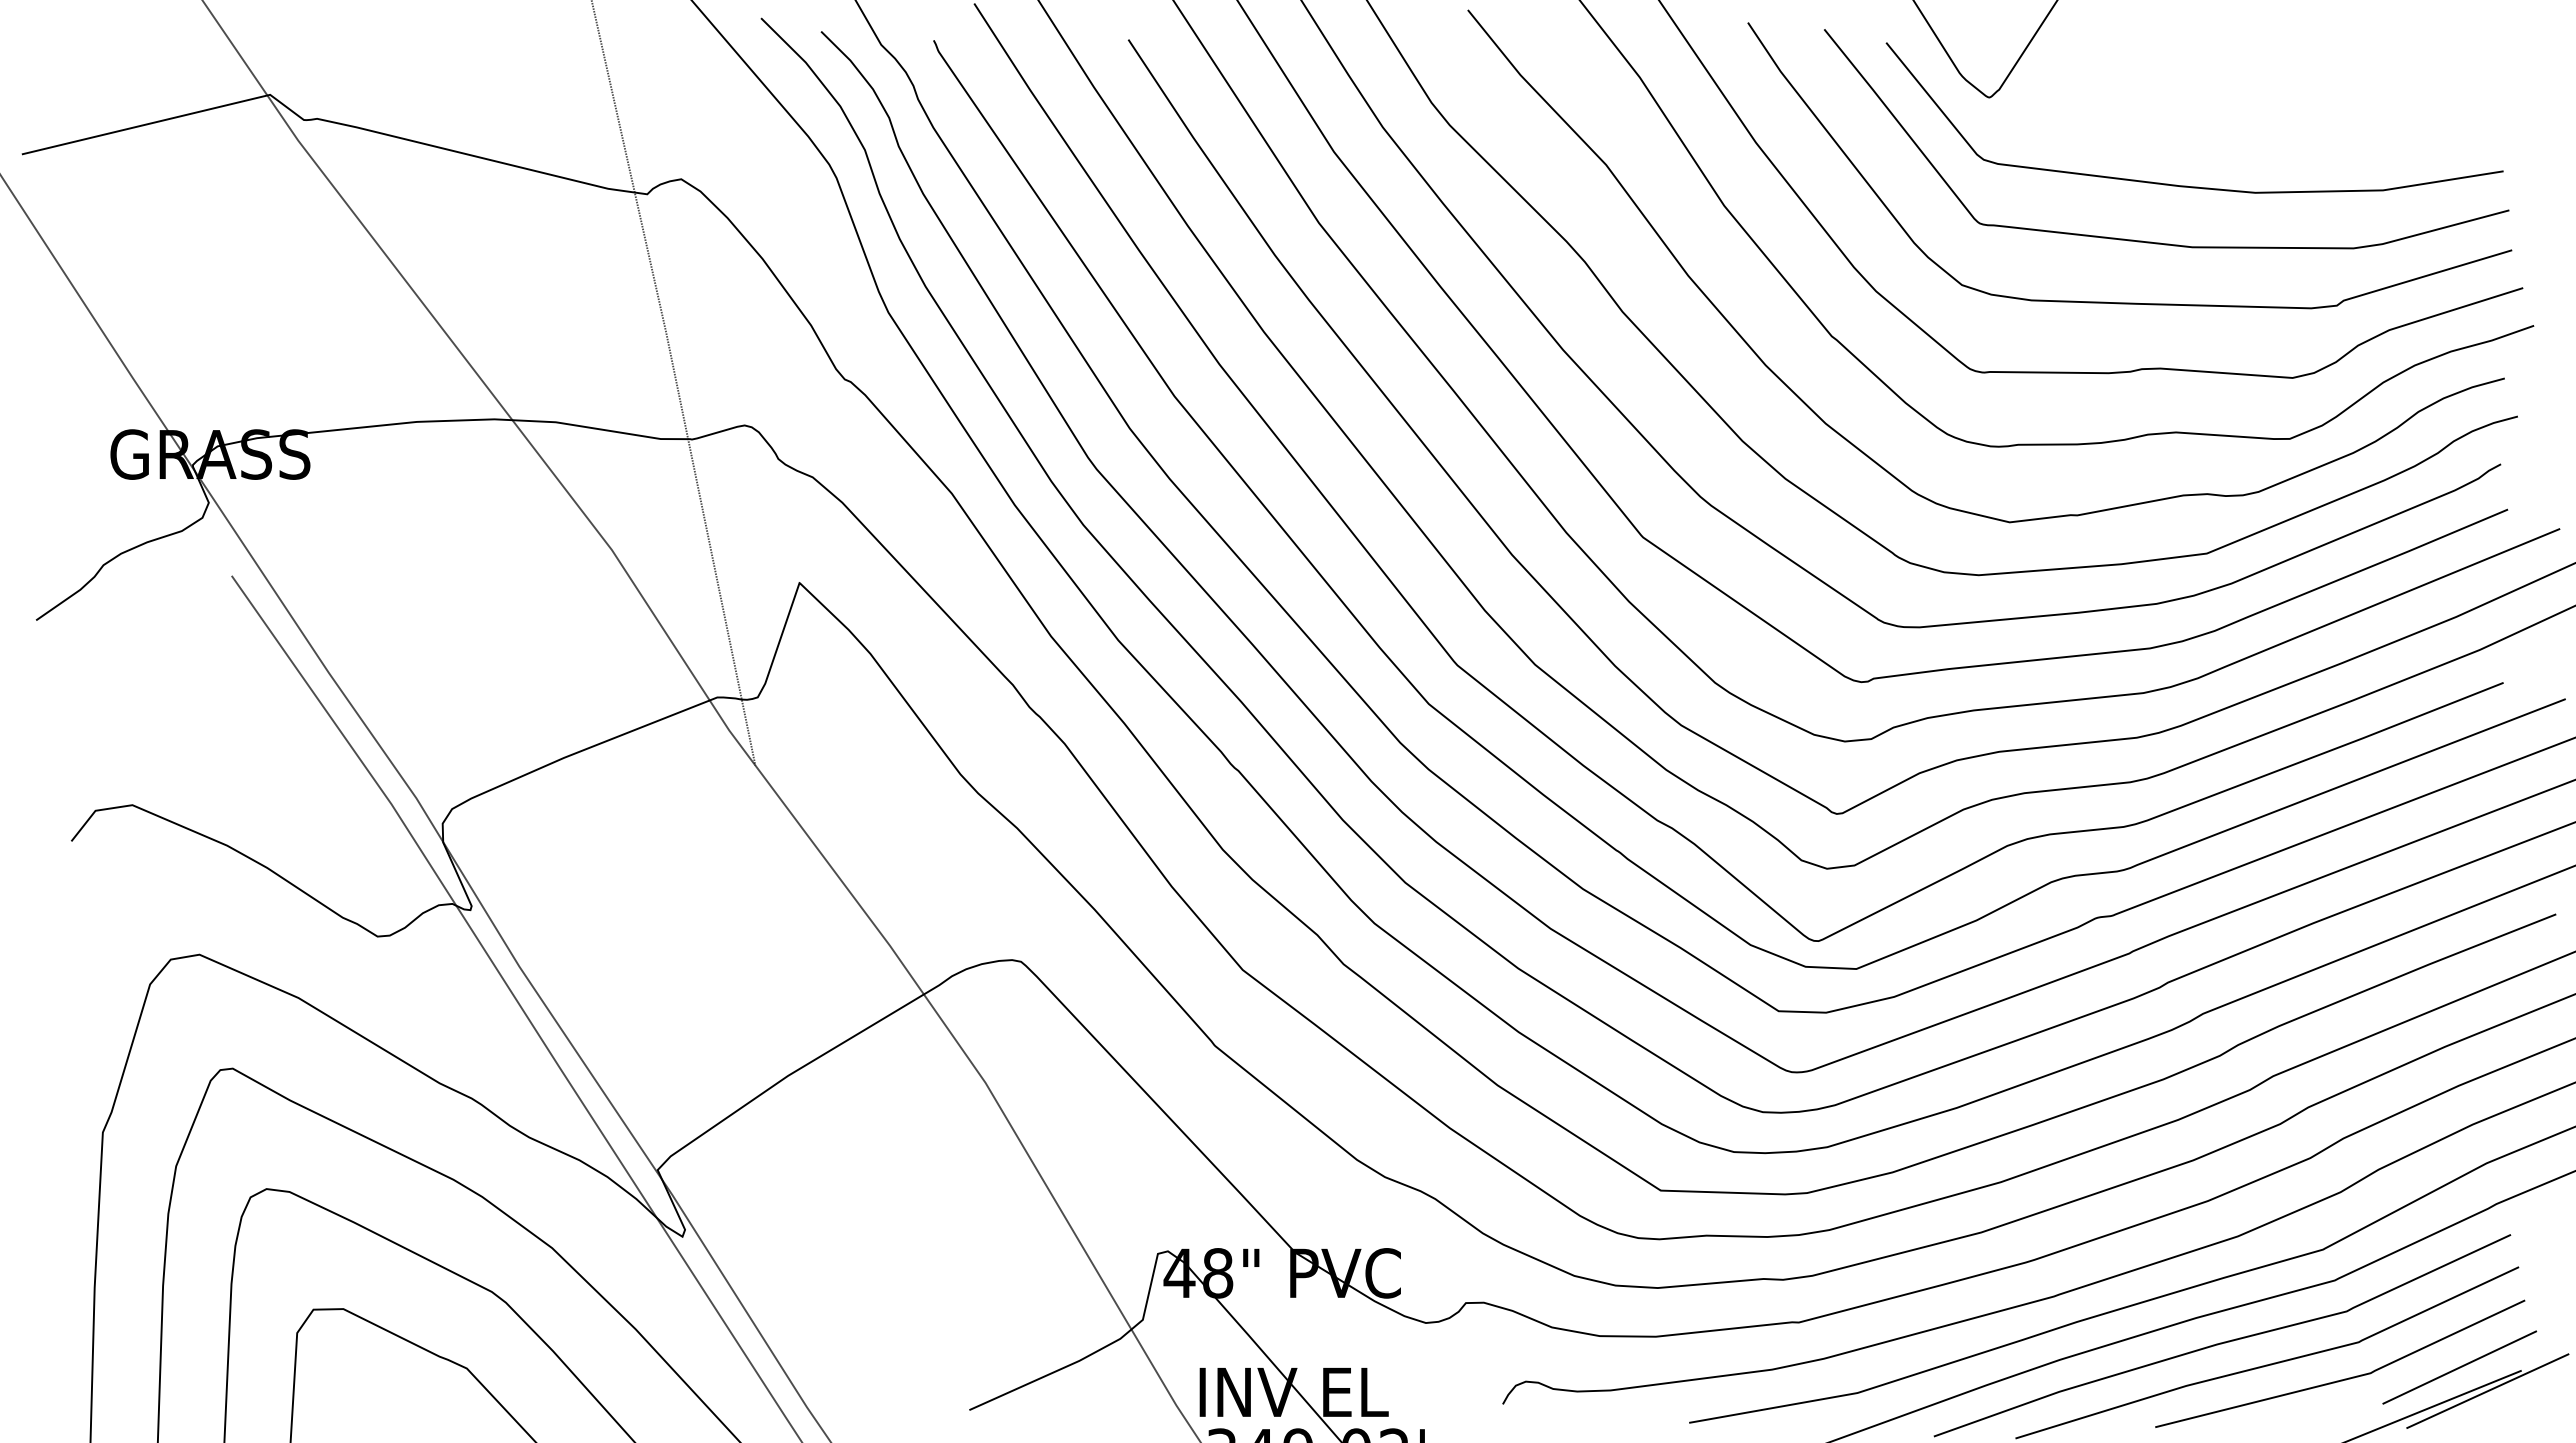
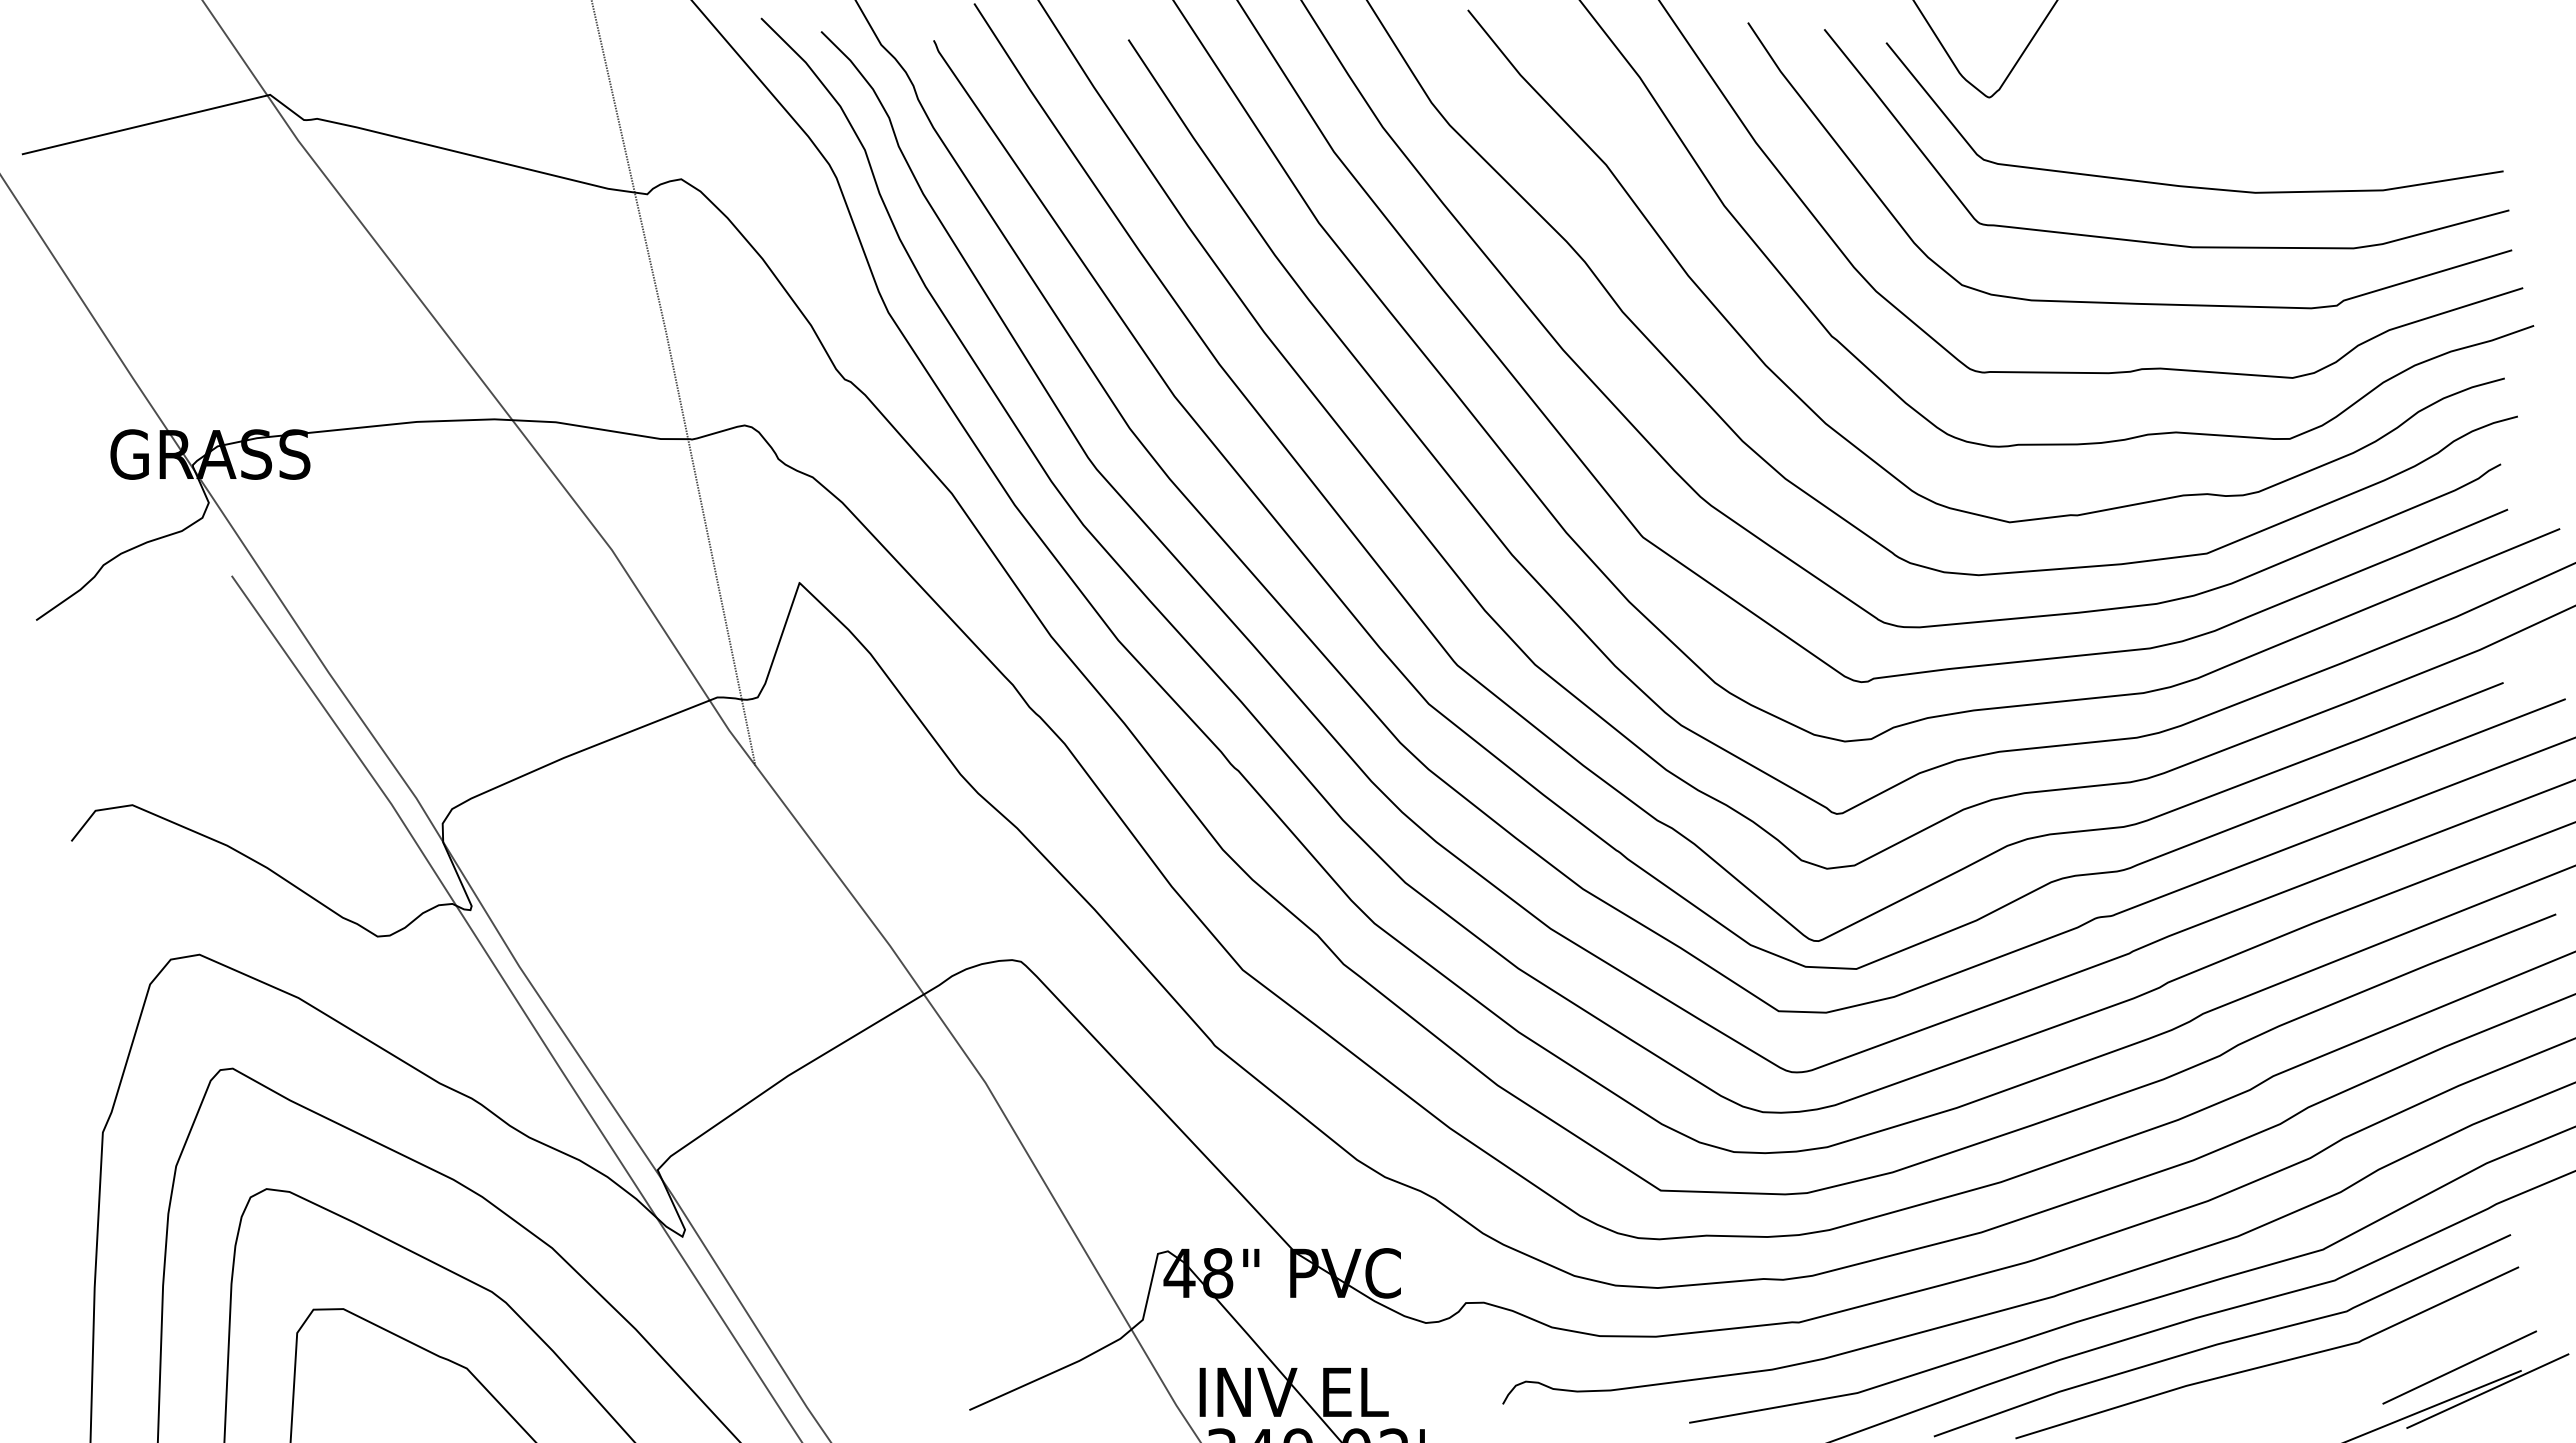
line: present -> none (2344, 1378)
